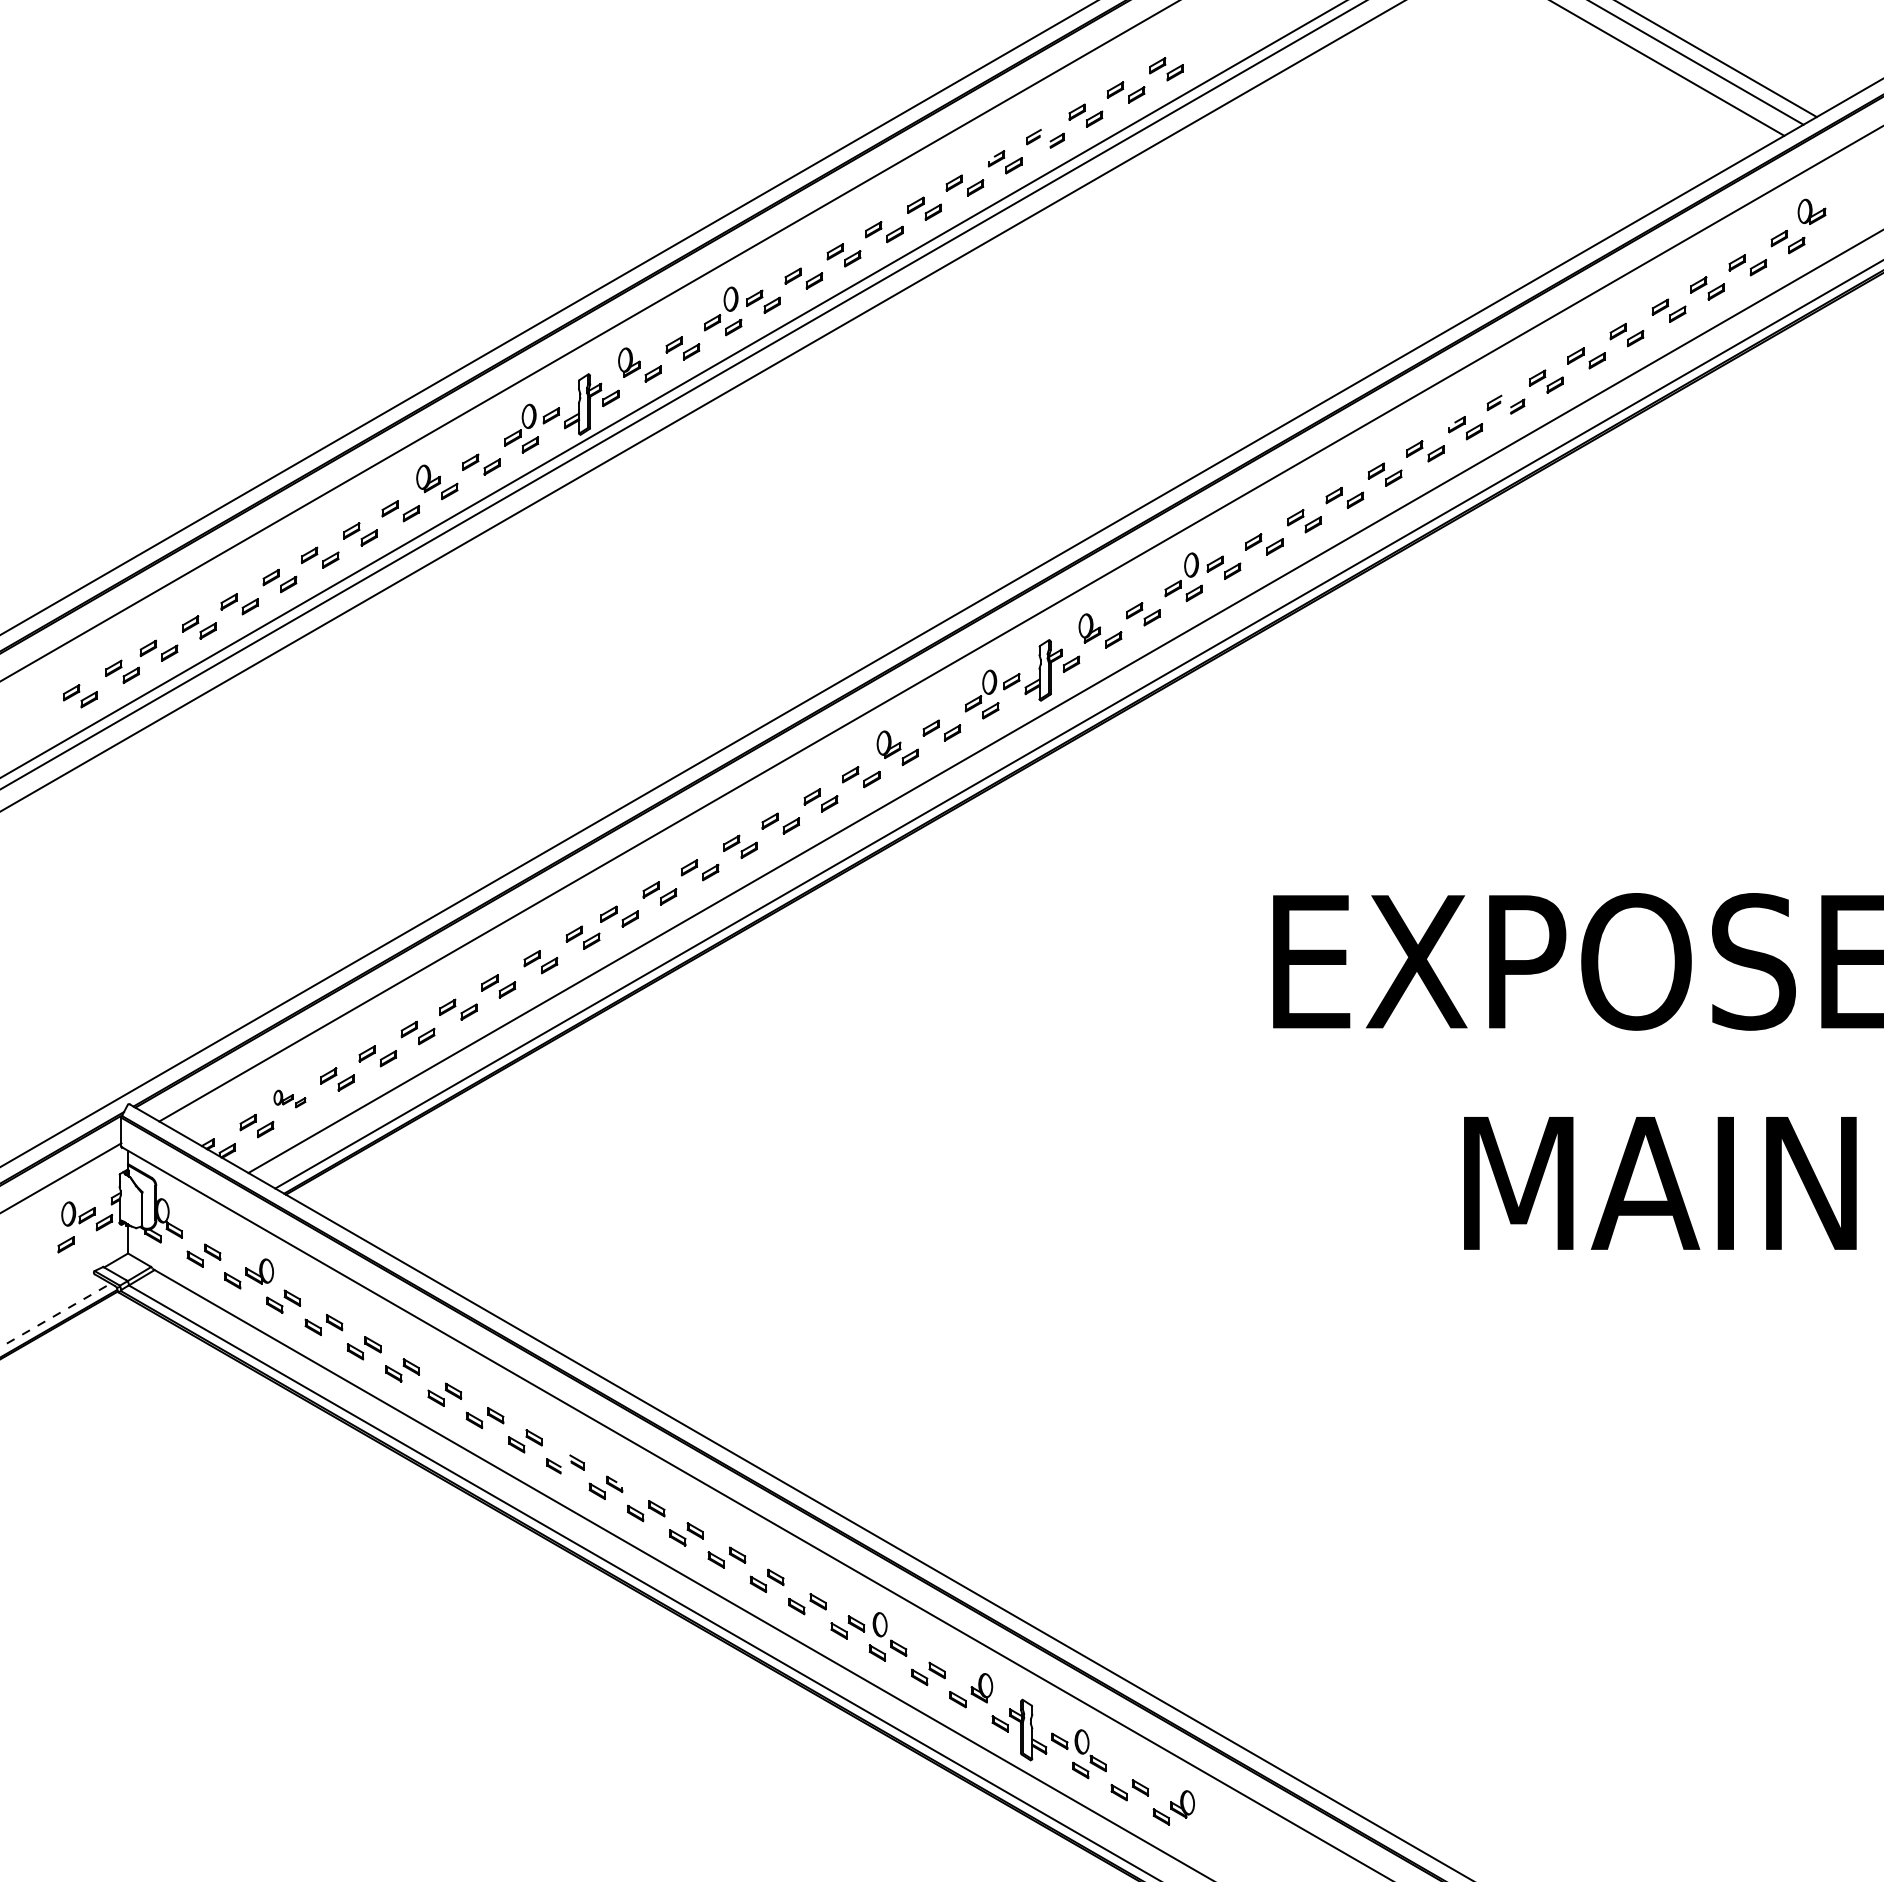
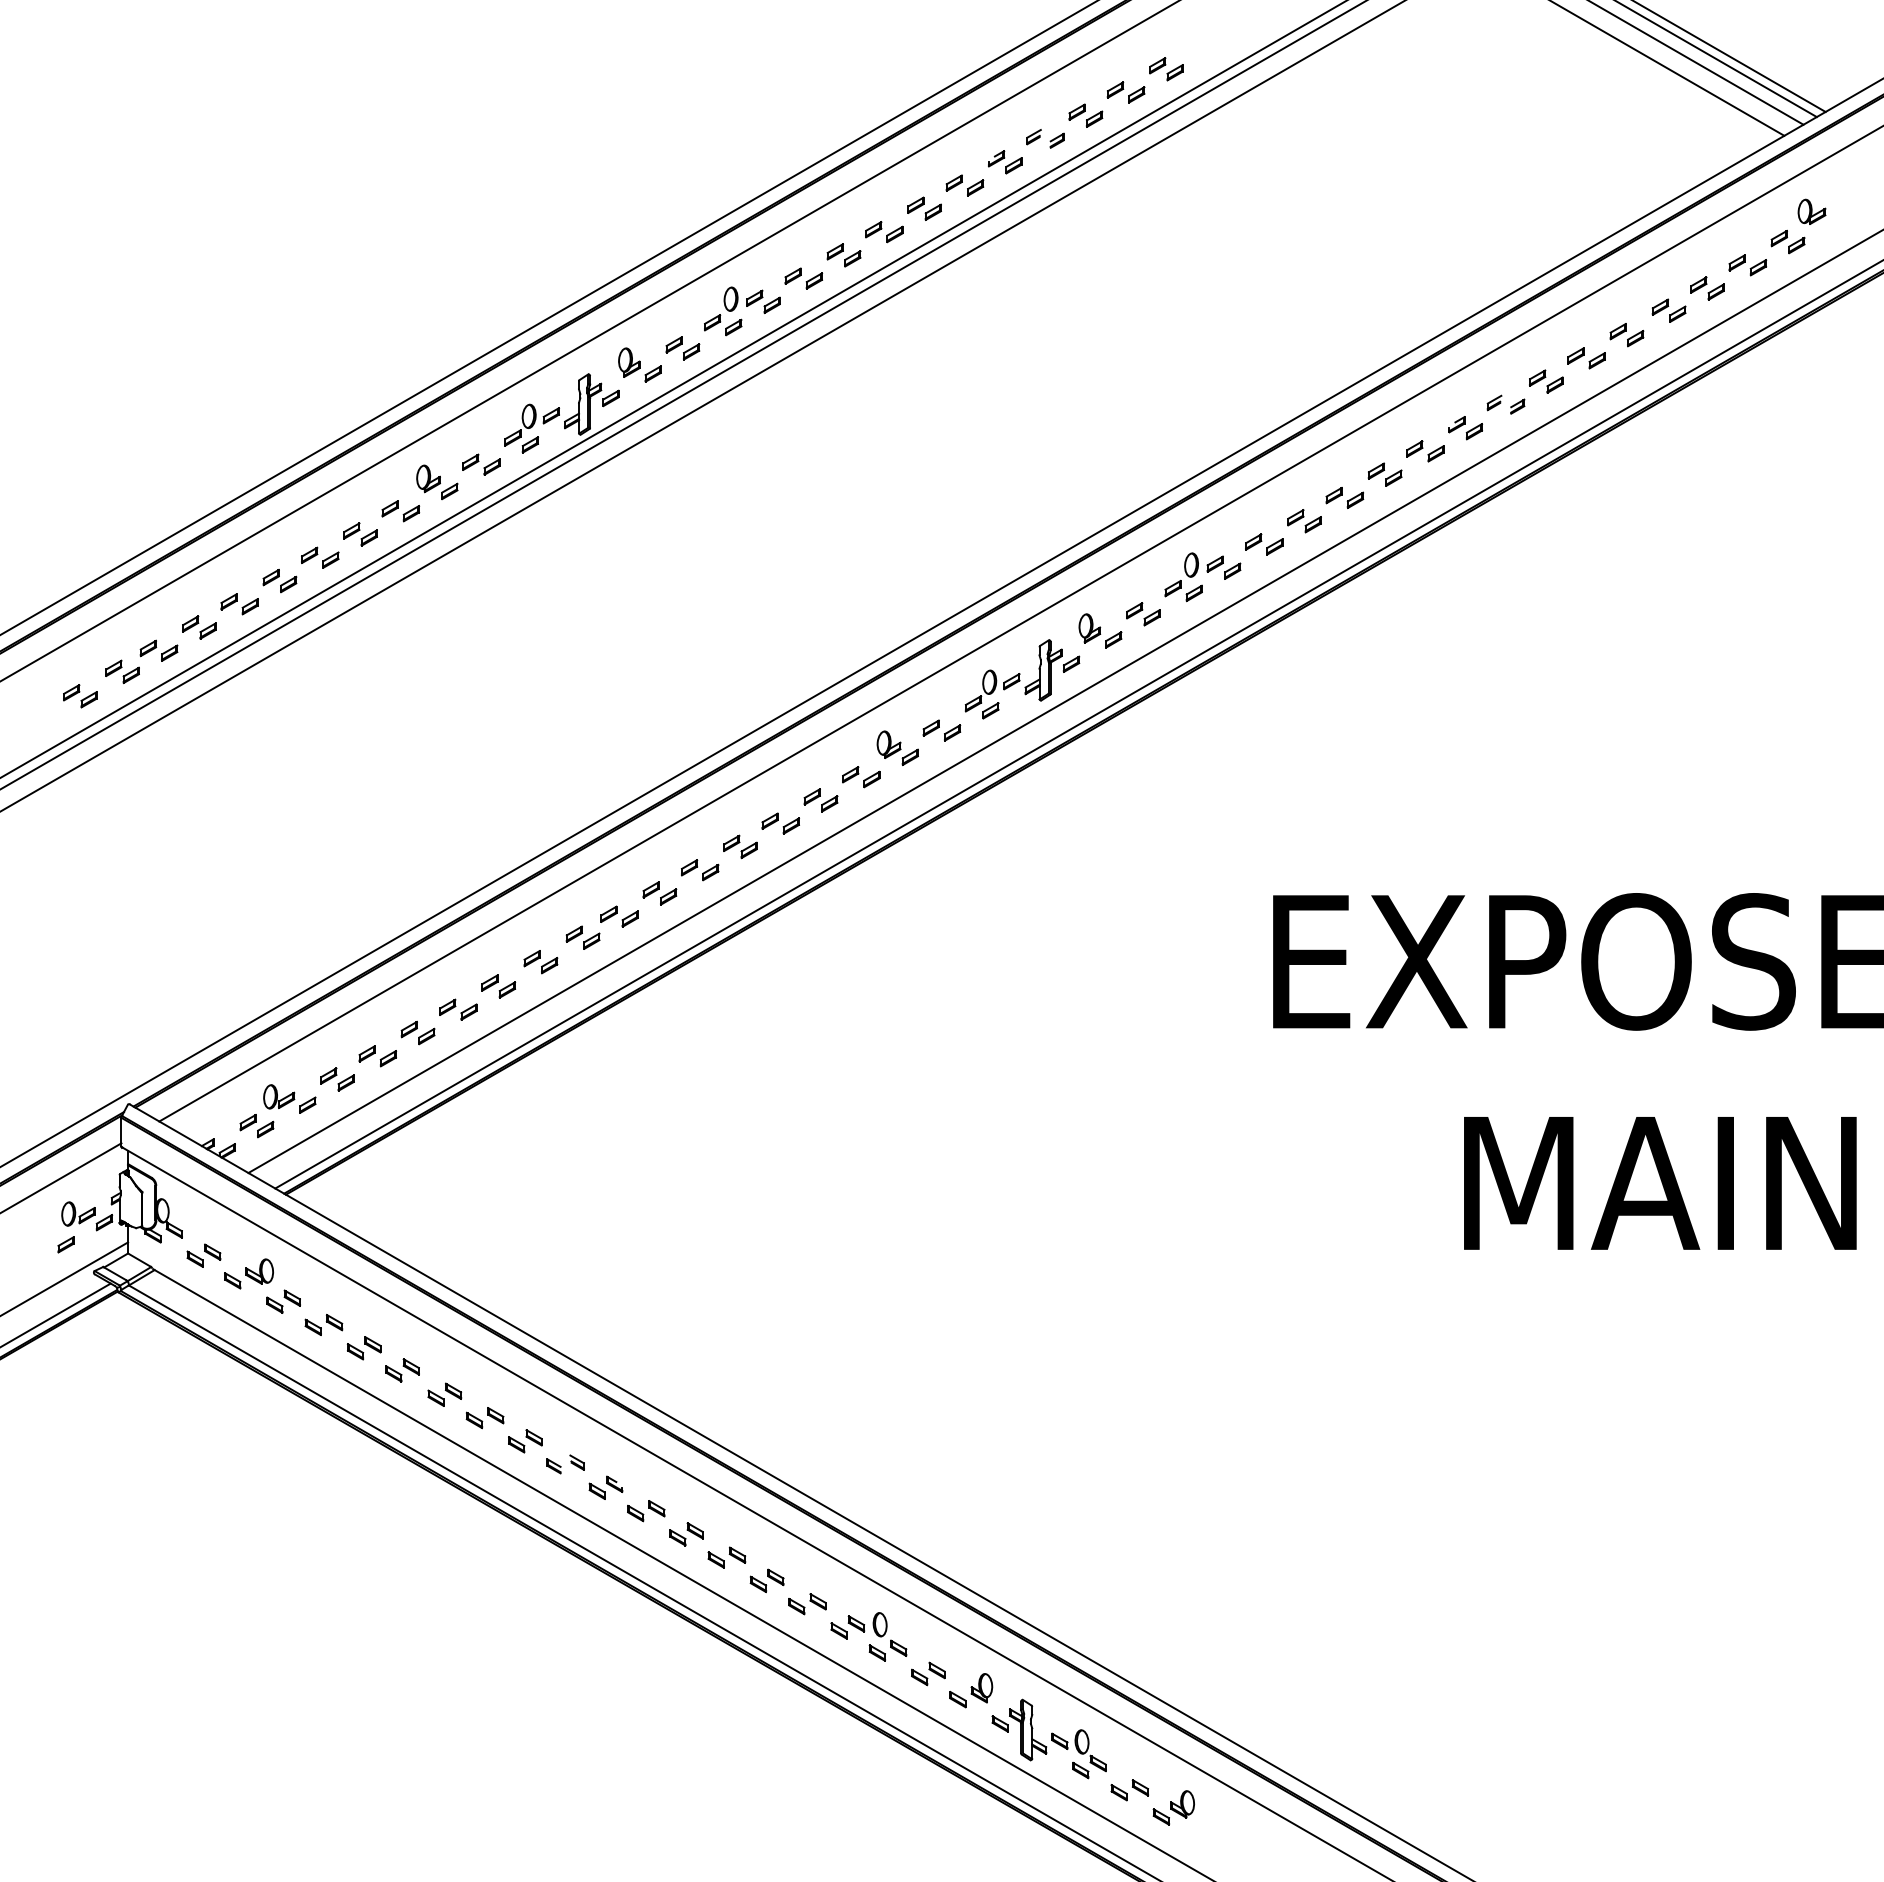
line: none -> present (1730, 57)
part size: 34x20 px -> 54x30 px (289, 1098)
line: none -> present (65, 1278)
line: dashed -> solid (56, 1315)
